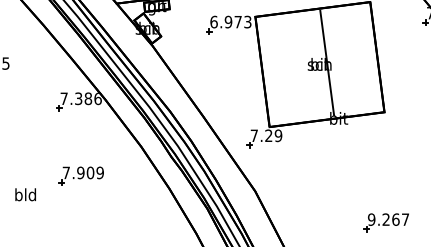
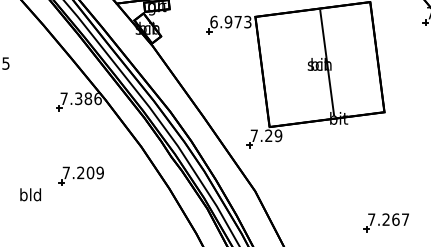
text: 7.909 -> 7.209 (80, 172)
text position: (25, 194) -> (30, 194) (30, 194)
text: 9.267 -> 7.267 (371, 219)
